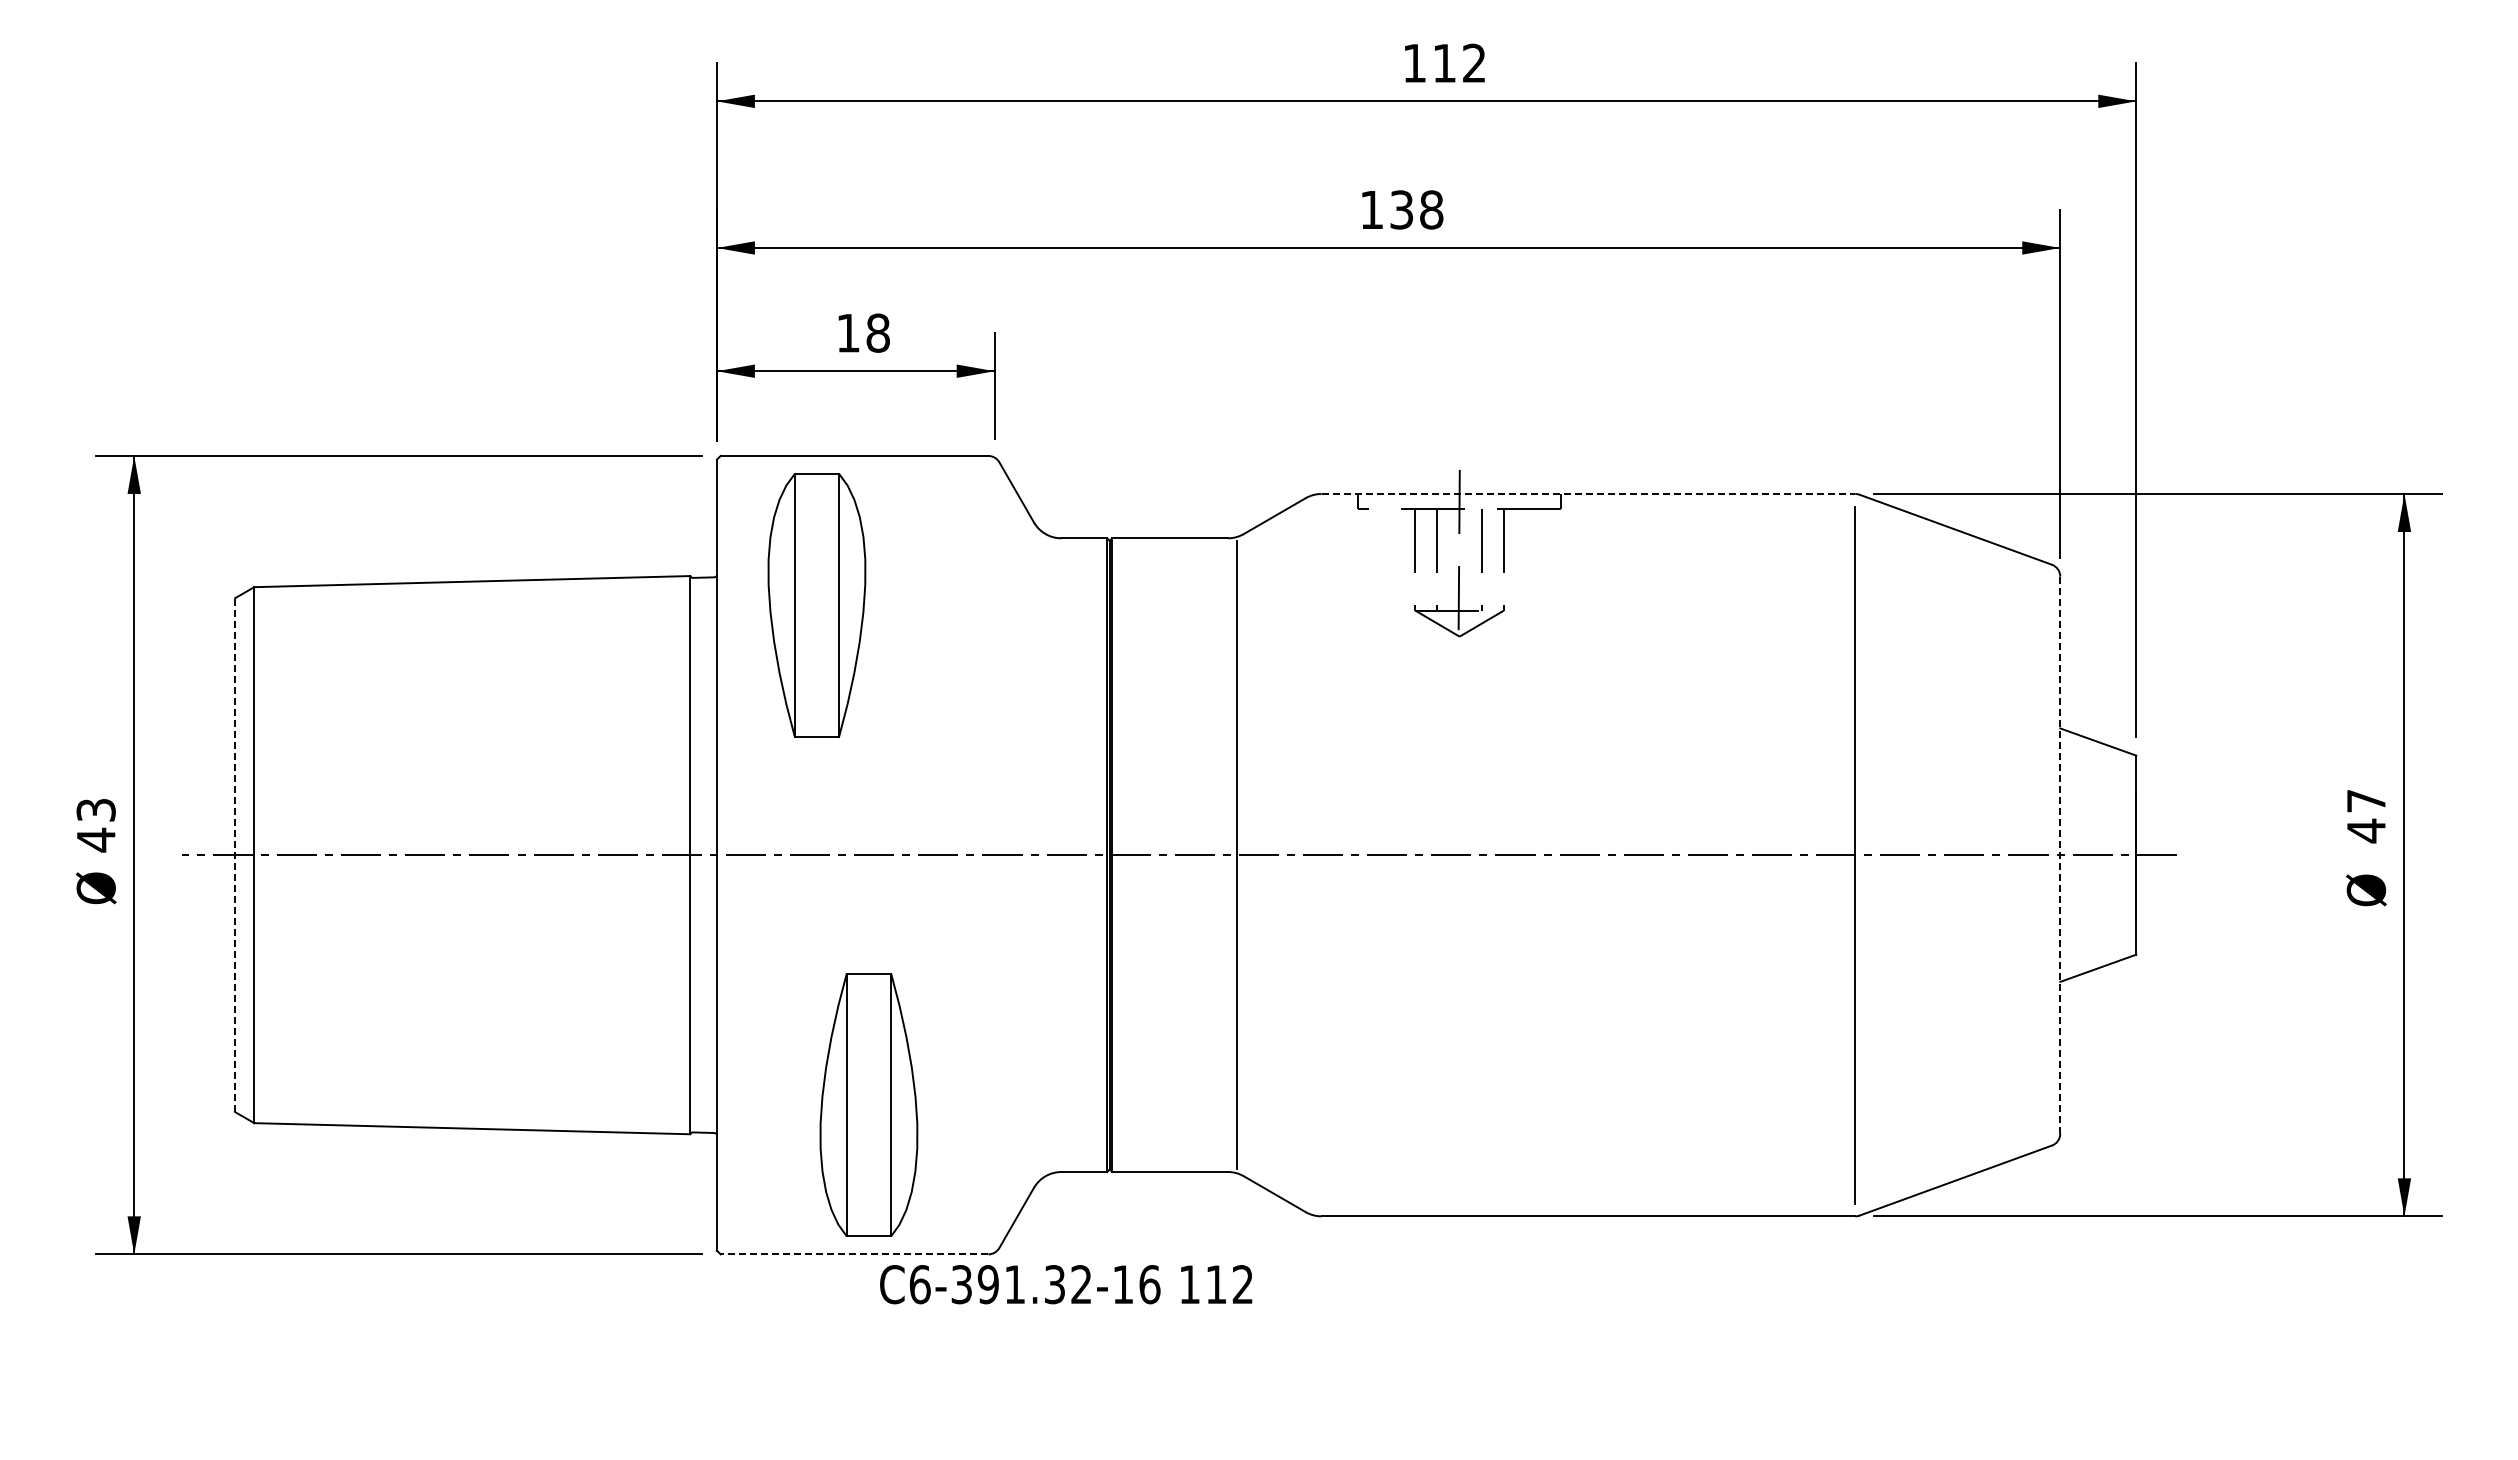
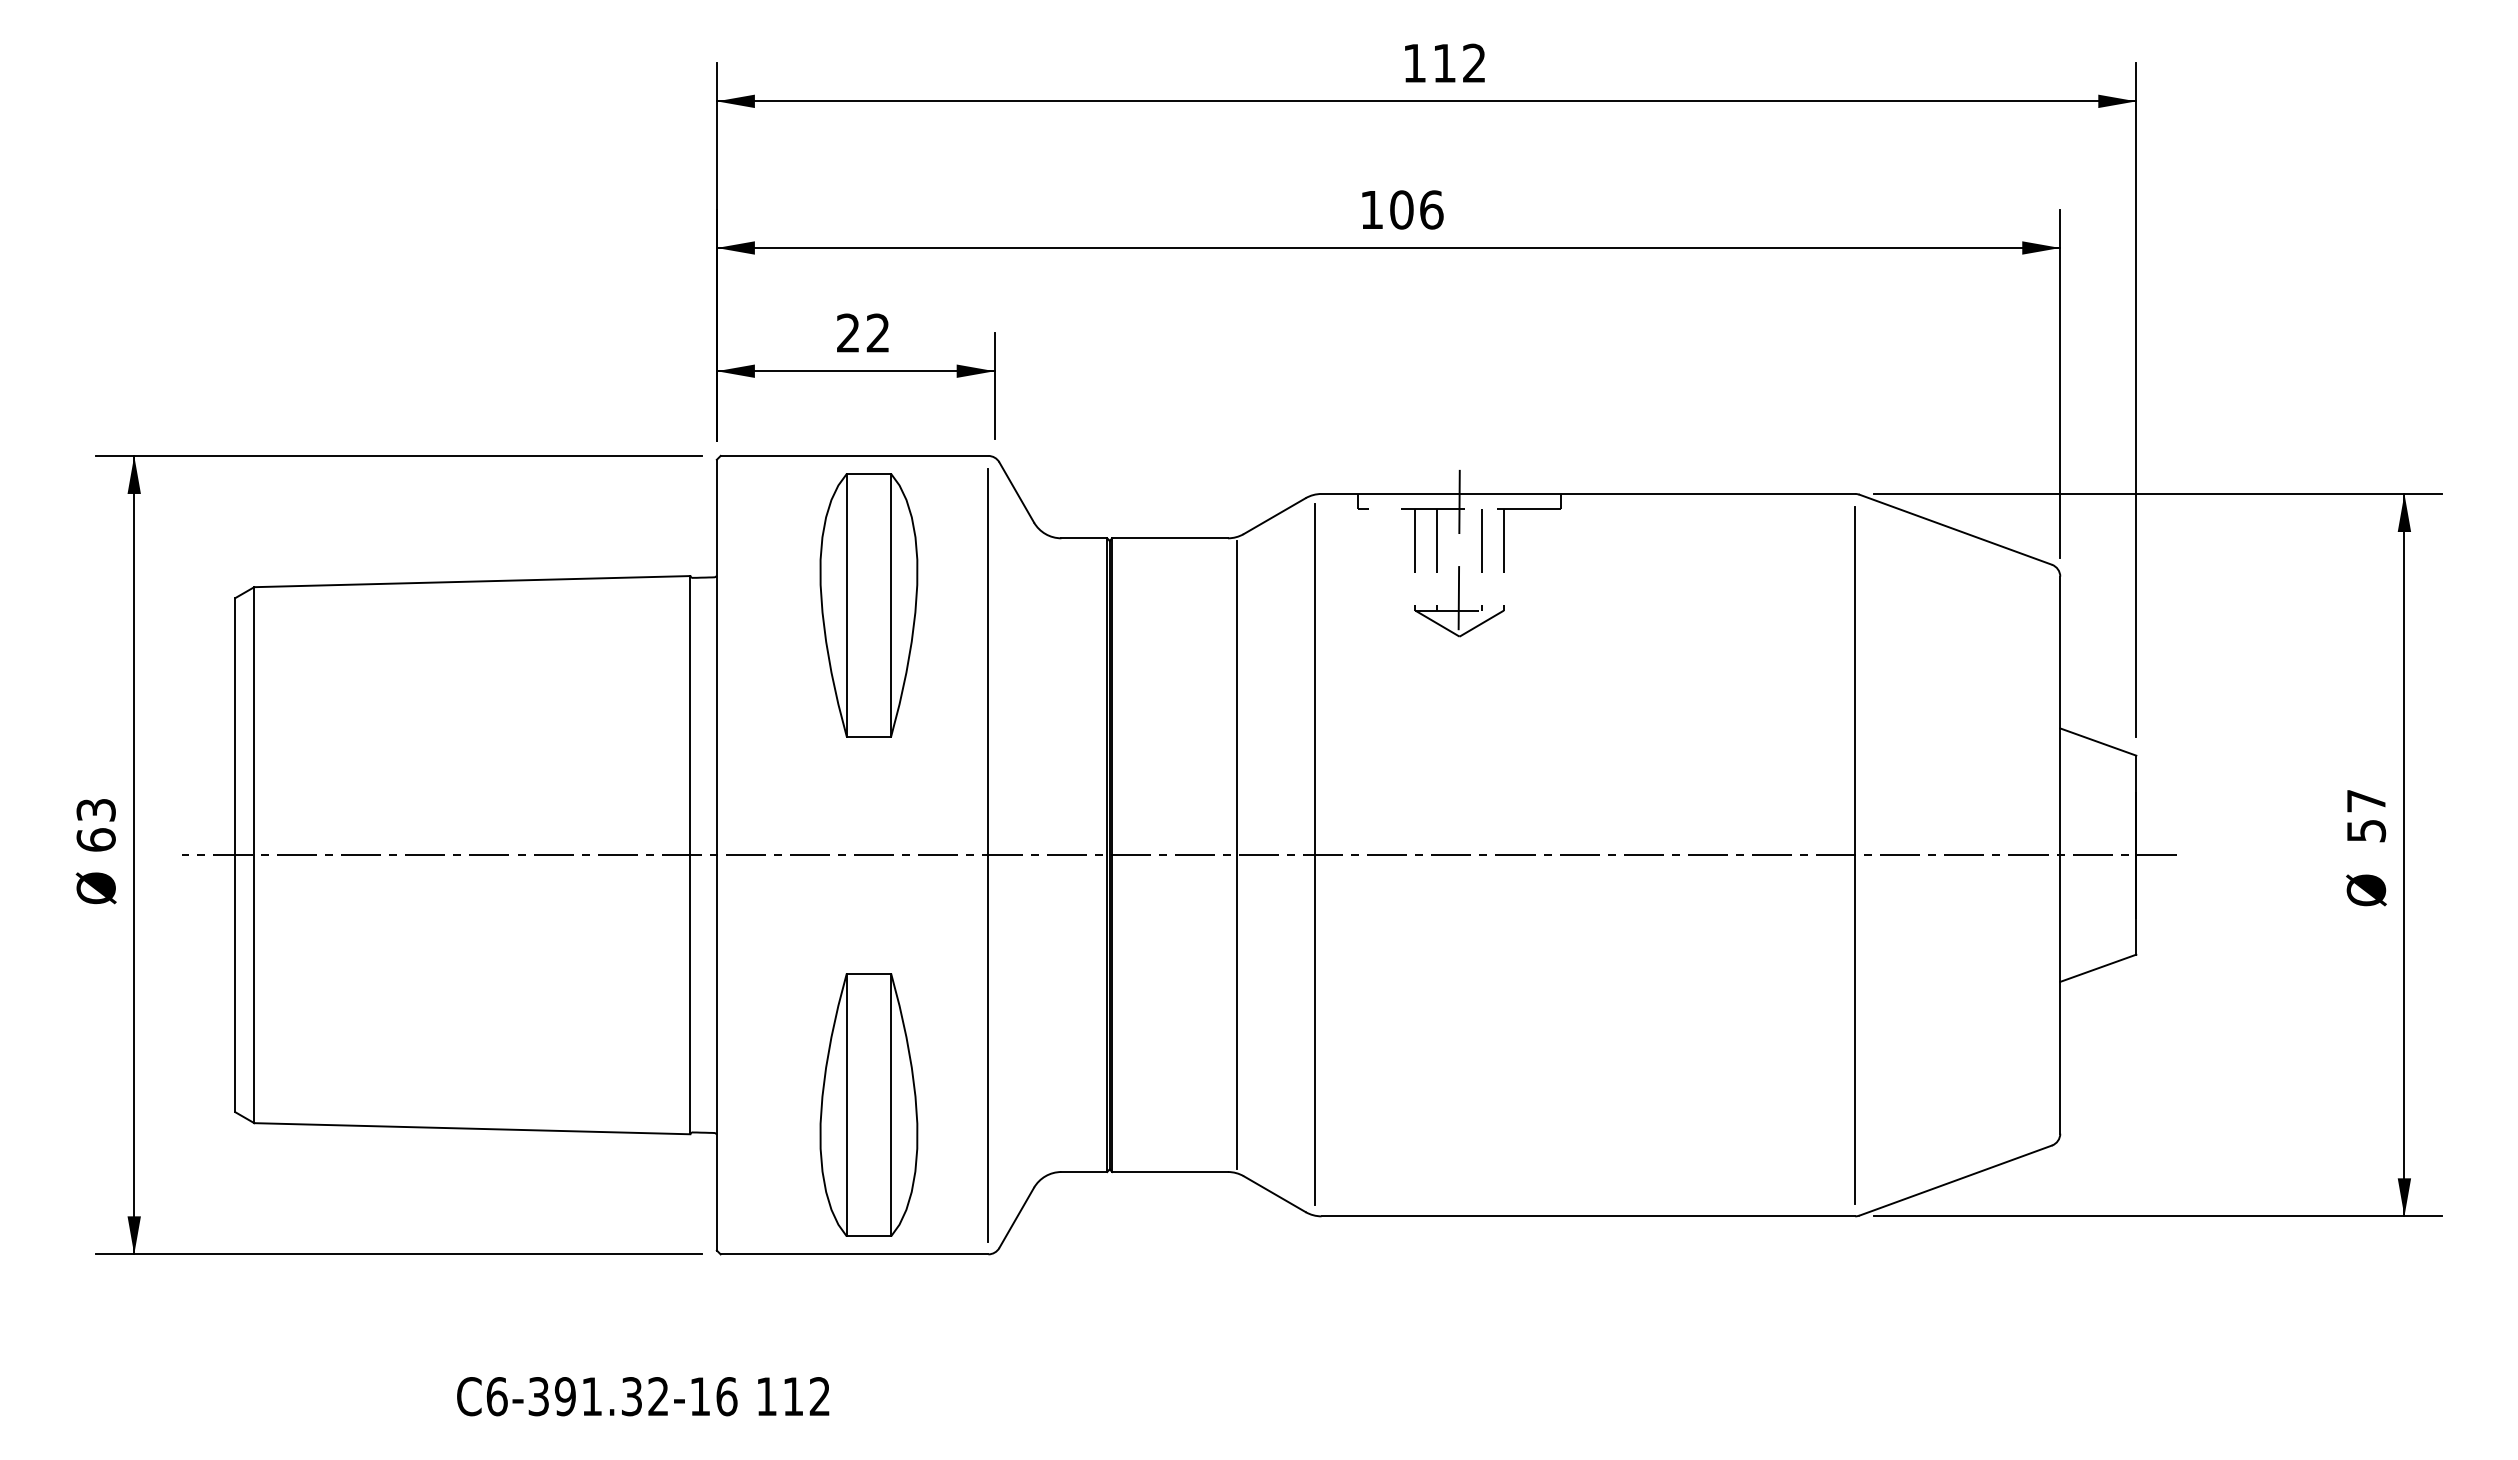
text: 138 -> 106 (1416, 209)
text: 18 -> 22 (863, 332)
line: dashed -> solid (1588, 493)
part position: (816, 605) -> (868, 605) (868, 605)
text: 47 -> 57 (2366, 830)
text: 43 -> 63 (95, 839)
line: none -> present (1315, 853)
line: dashed -> solid (235, 854)
line: none -> present (988, 854)
line: dashed -> solid (2060, 855)
line: dashed -> solid (854, 1254)
text position: (1066, 1284) -> (643, 1396) (643, 1396)
